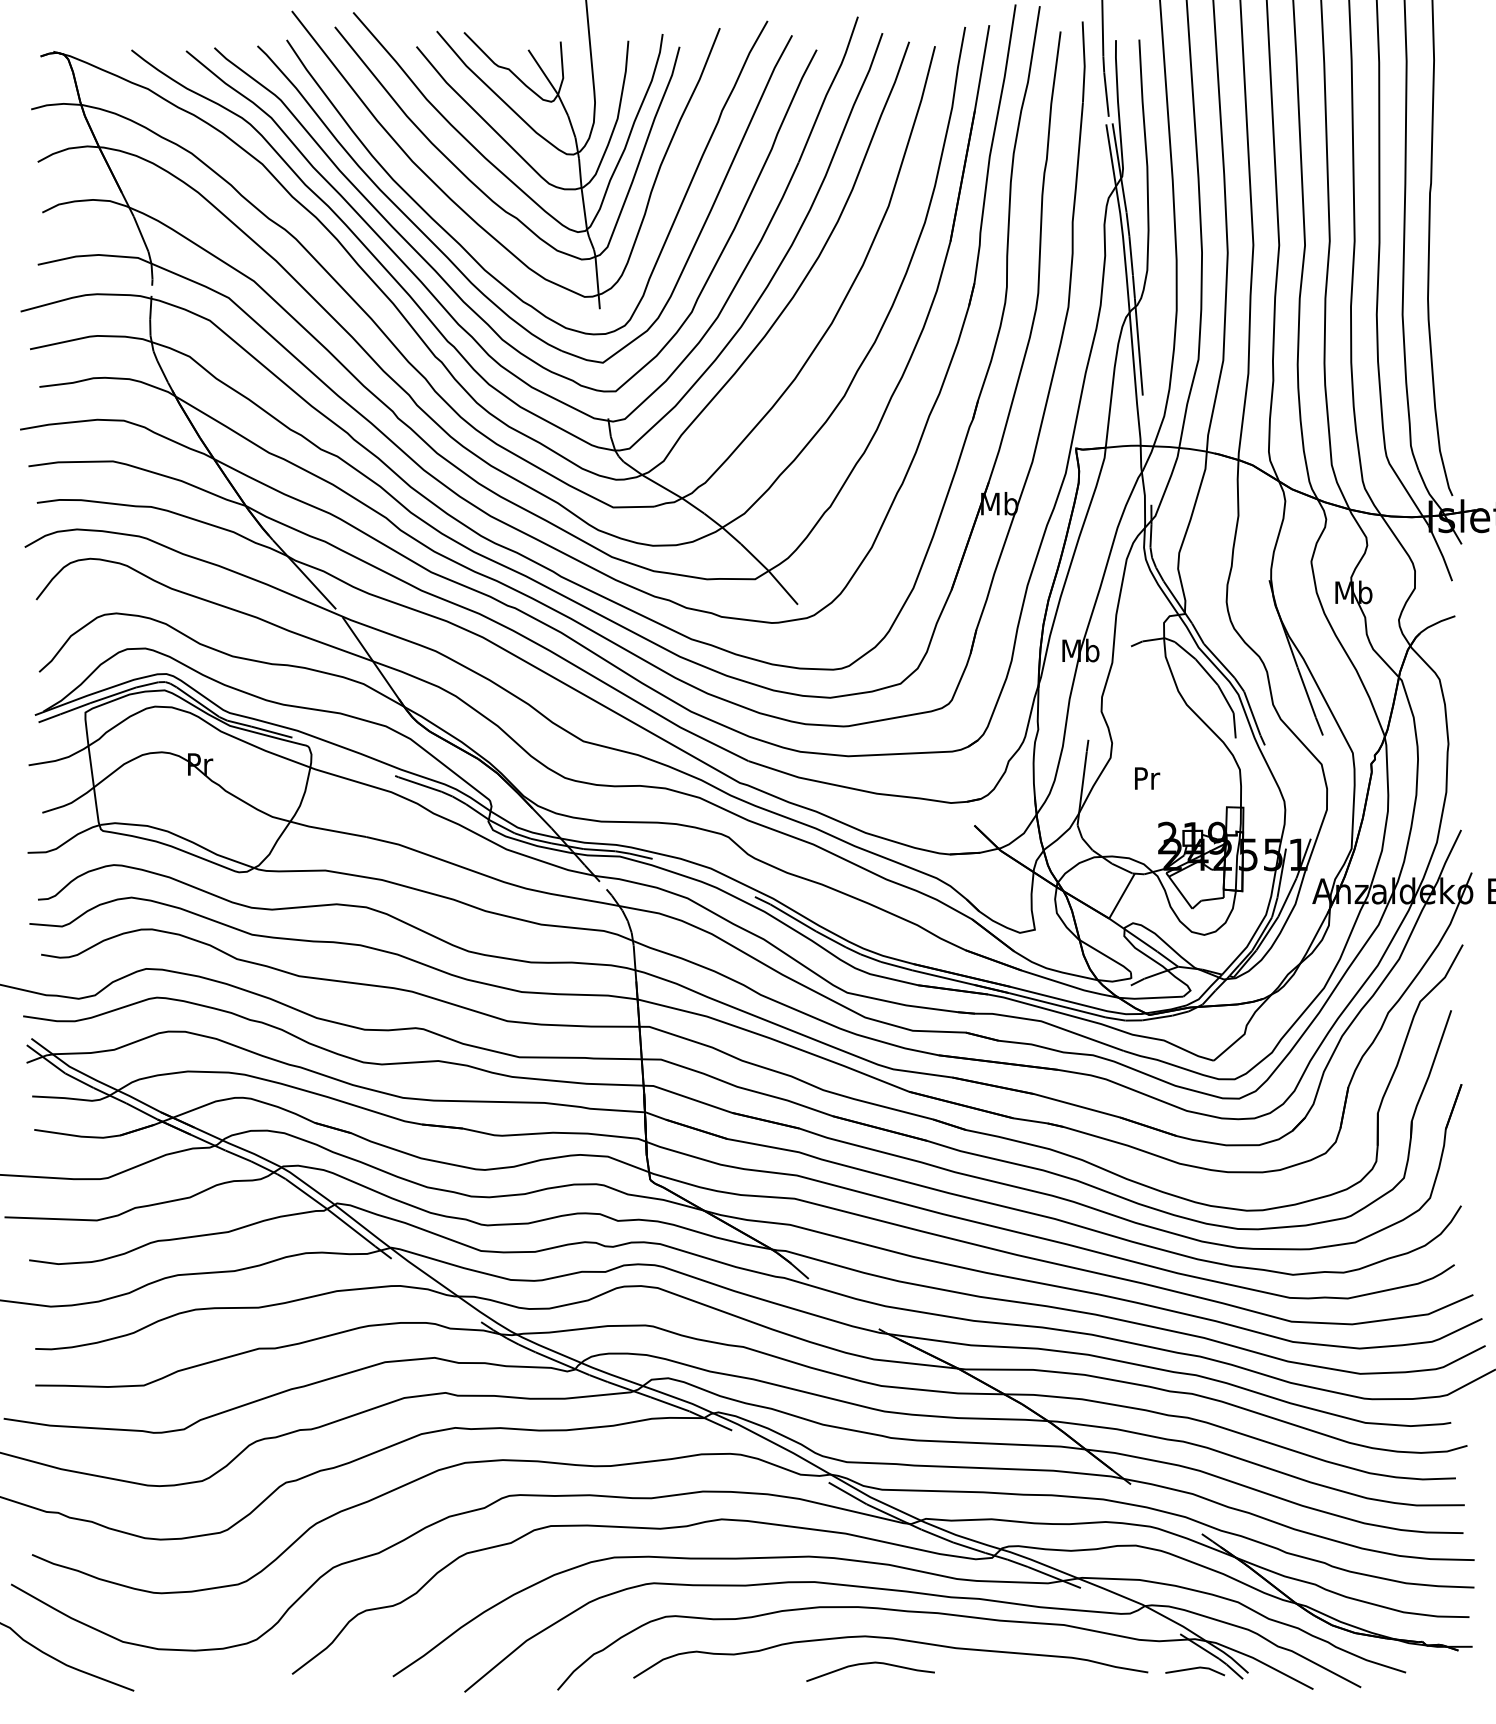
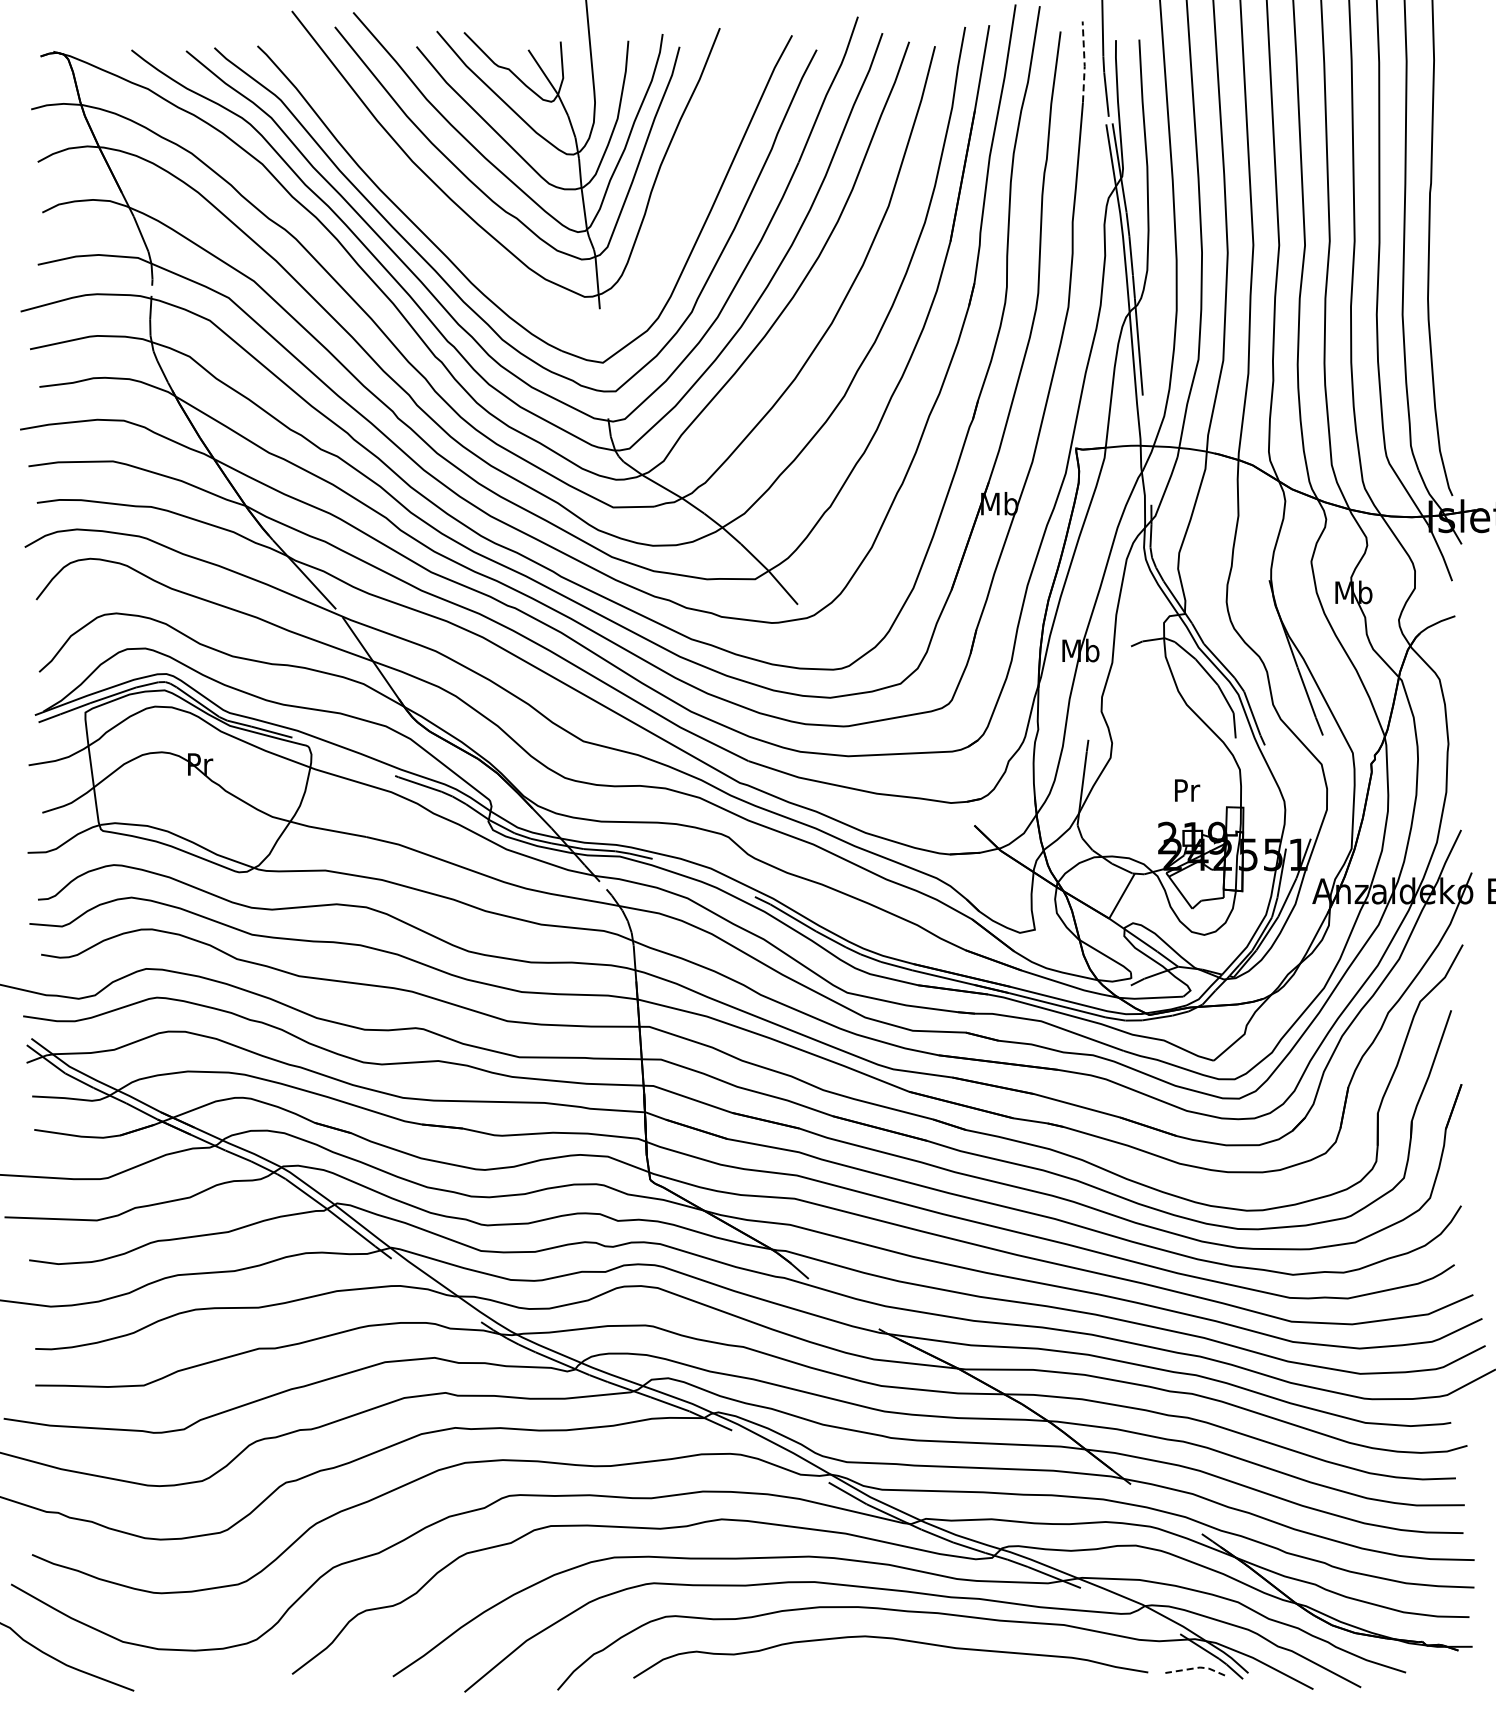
line: solid -> dashed (1084, 61)
curve: present -> none (460, 243)
text position: (1147, 778) -> (1187, 790) (1187, 790)
curve: present -> none (868, 1664)
line: solid -> dashed (1196, 1668)
